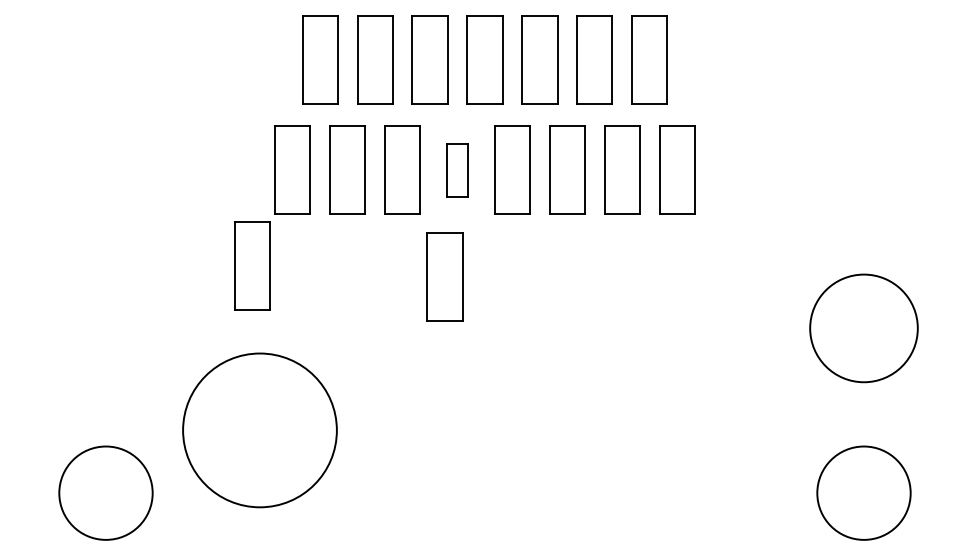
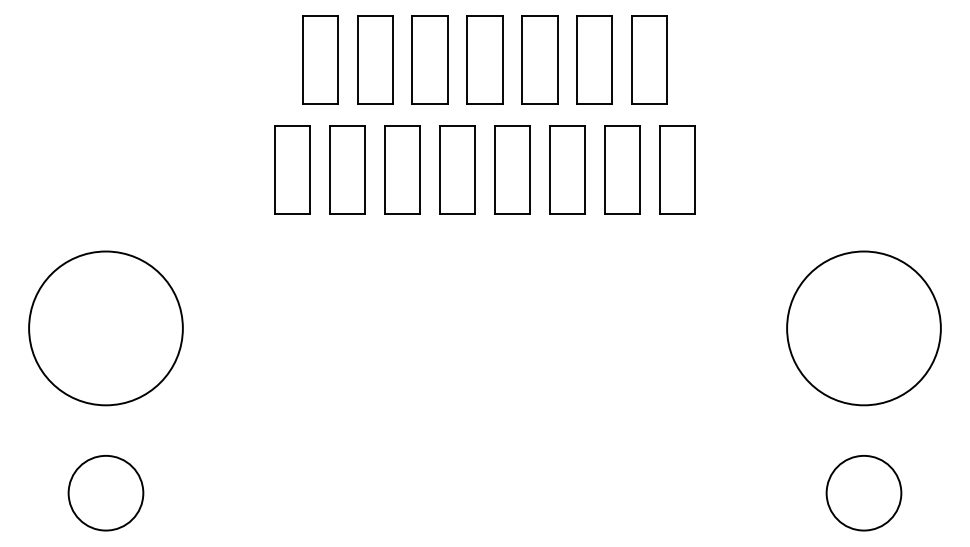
part size: 23x55 px -> 37x90 px (457, 169)
part: present -> none (252, 265)
part: present -> none (444, 276)
circle diameter: 108 px -> 154 px (863, 328)
circle position: (259, 430) -> (105, 328) (105, 328)
circle diameter: 93 px -> 75 px (105, 492)
circle diameter: 93 px -> 75 px (863, 492)
